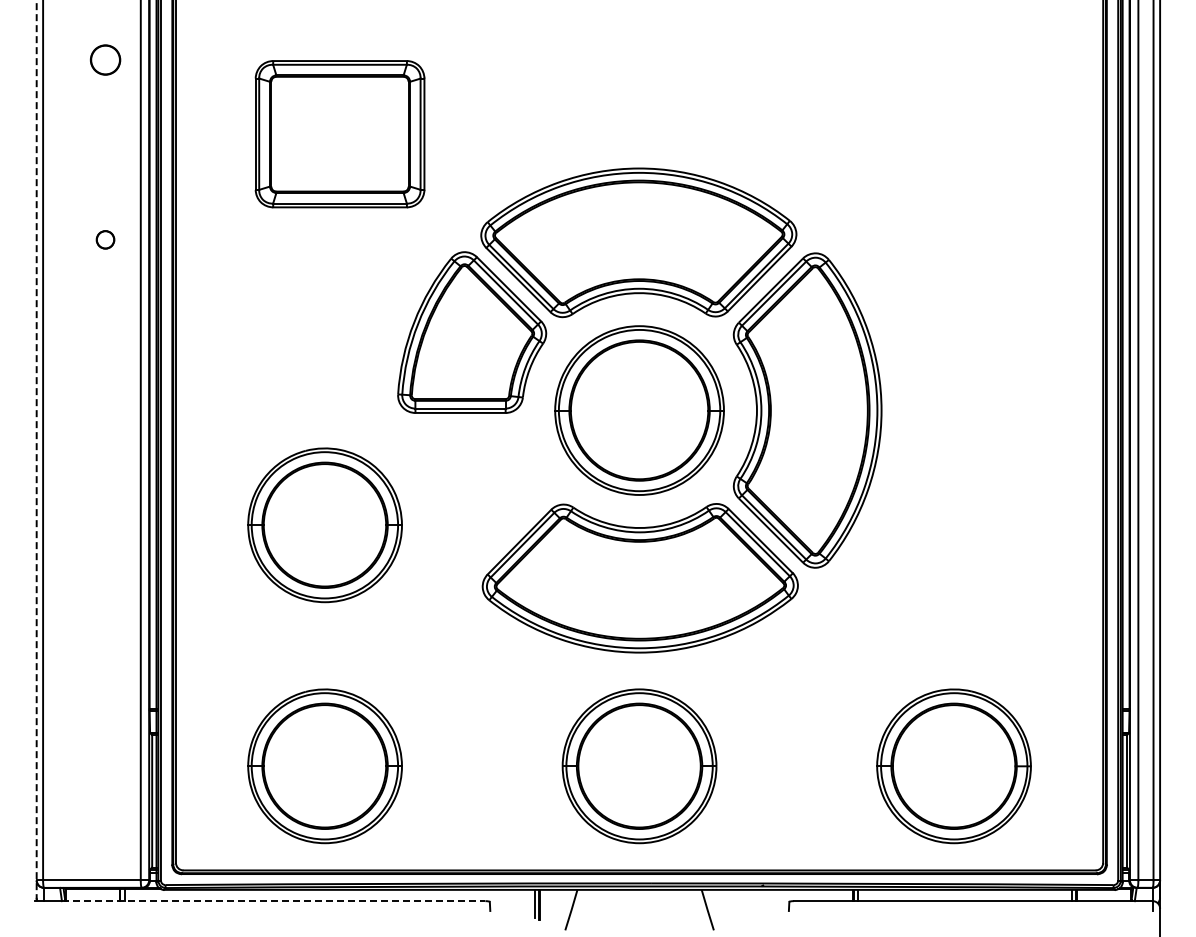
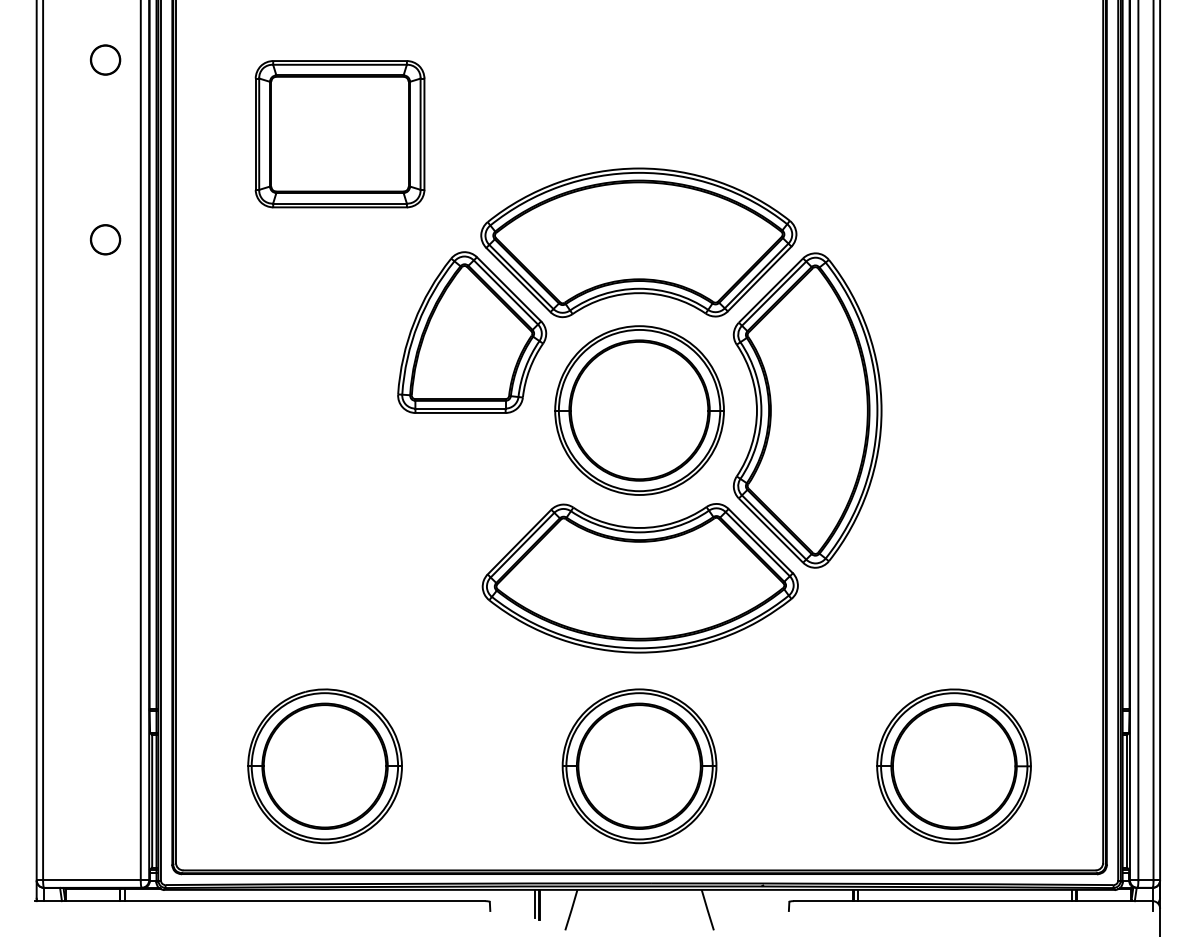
part size: 21x20 px -> 33x32 px (105, 239)
line: dashed -> solid (36, 450)
part: present -> none (324, 525)
line: dashed -> solid (273, 901)
